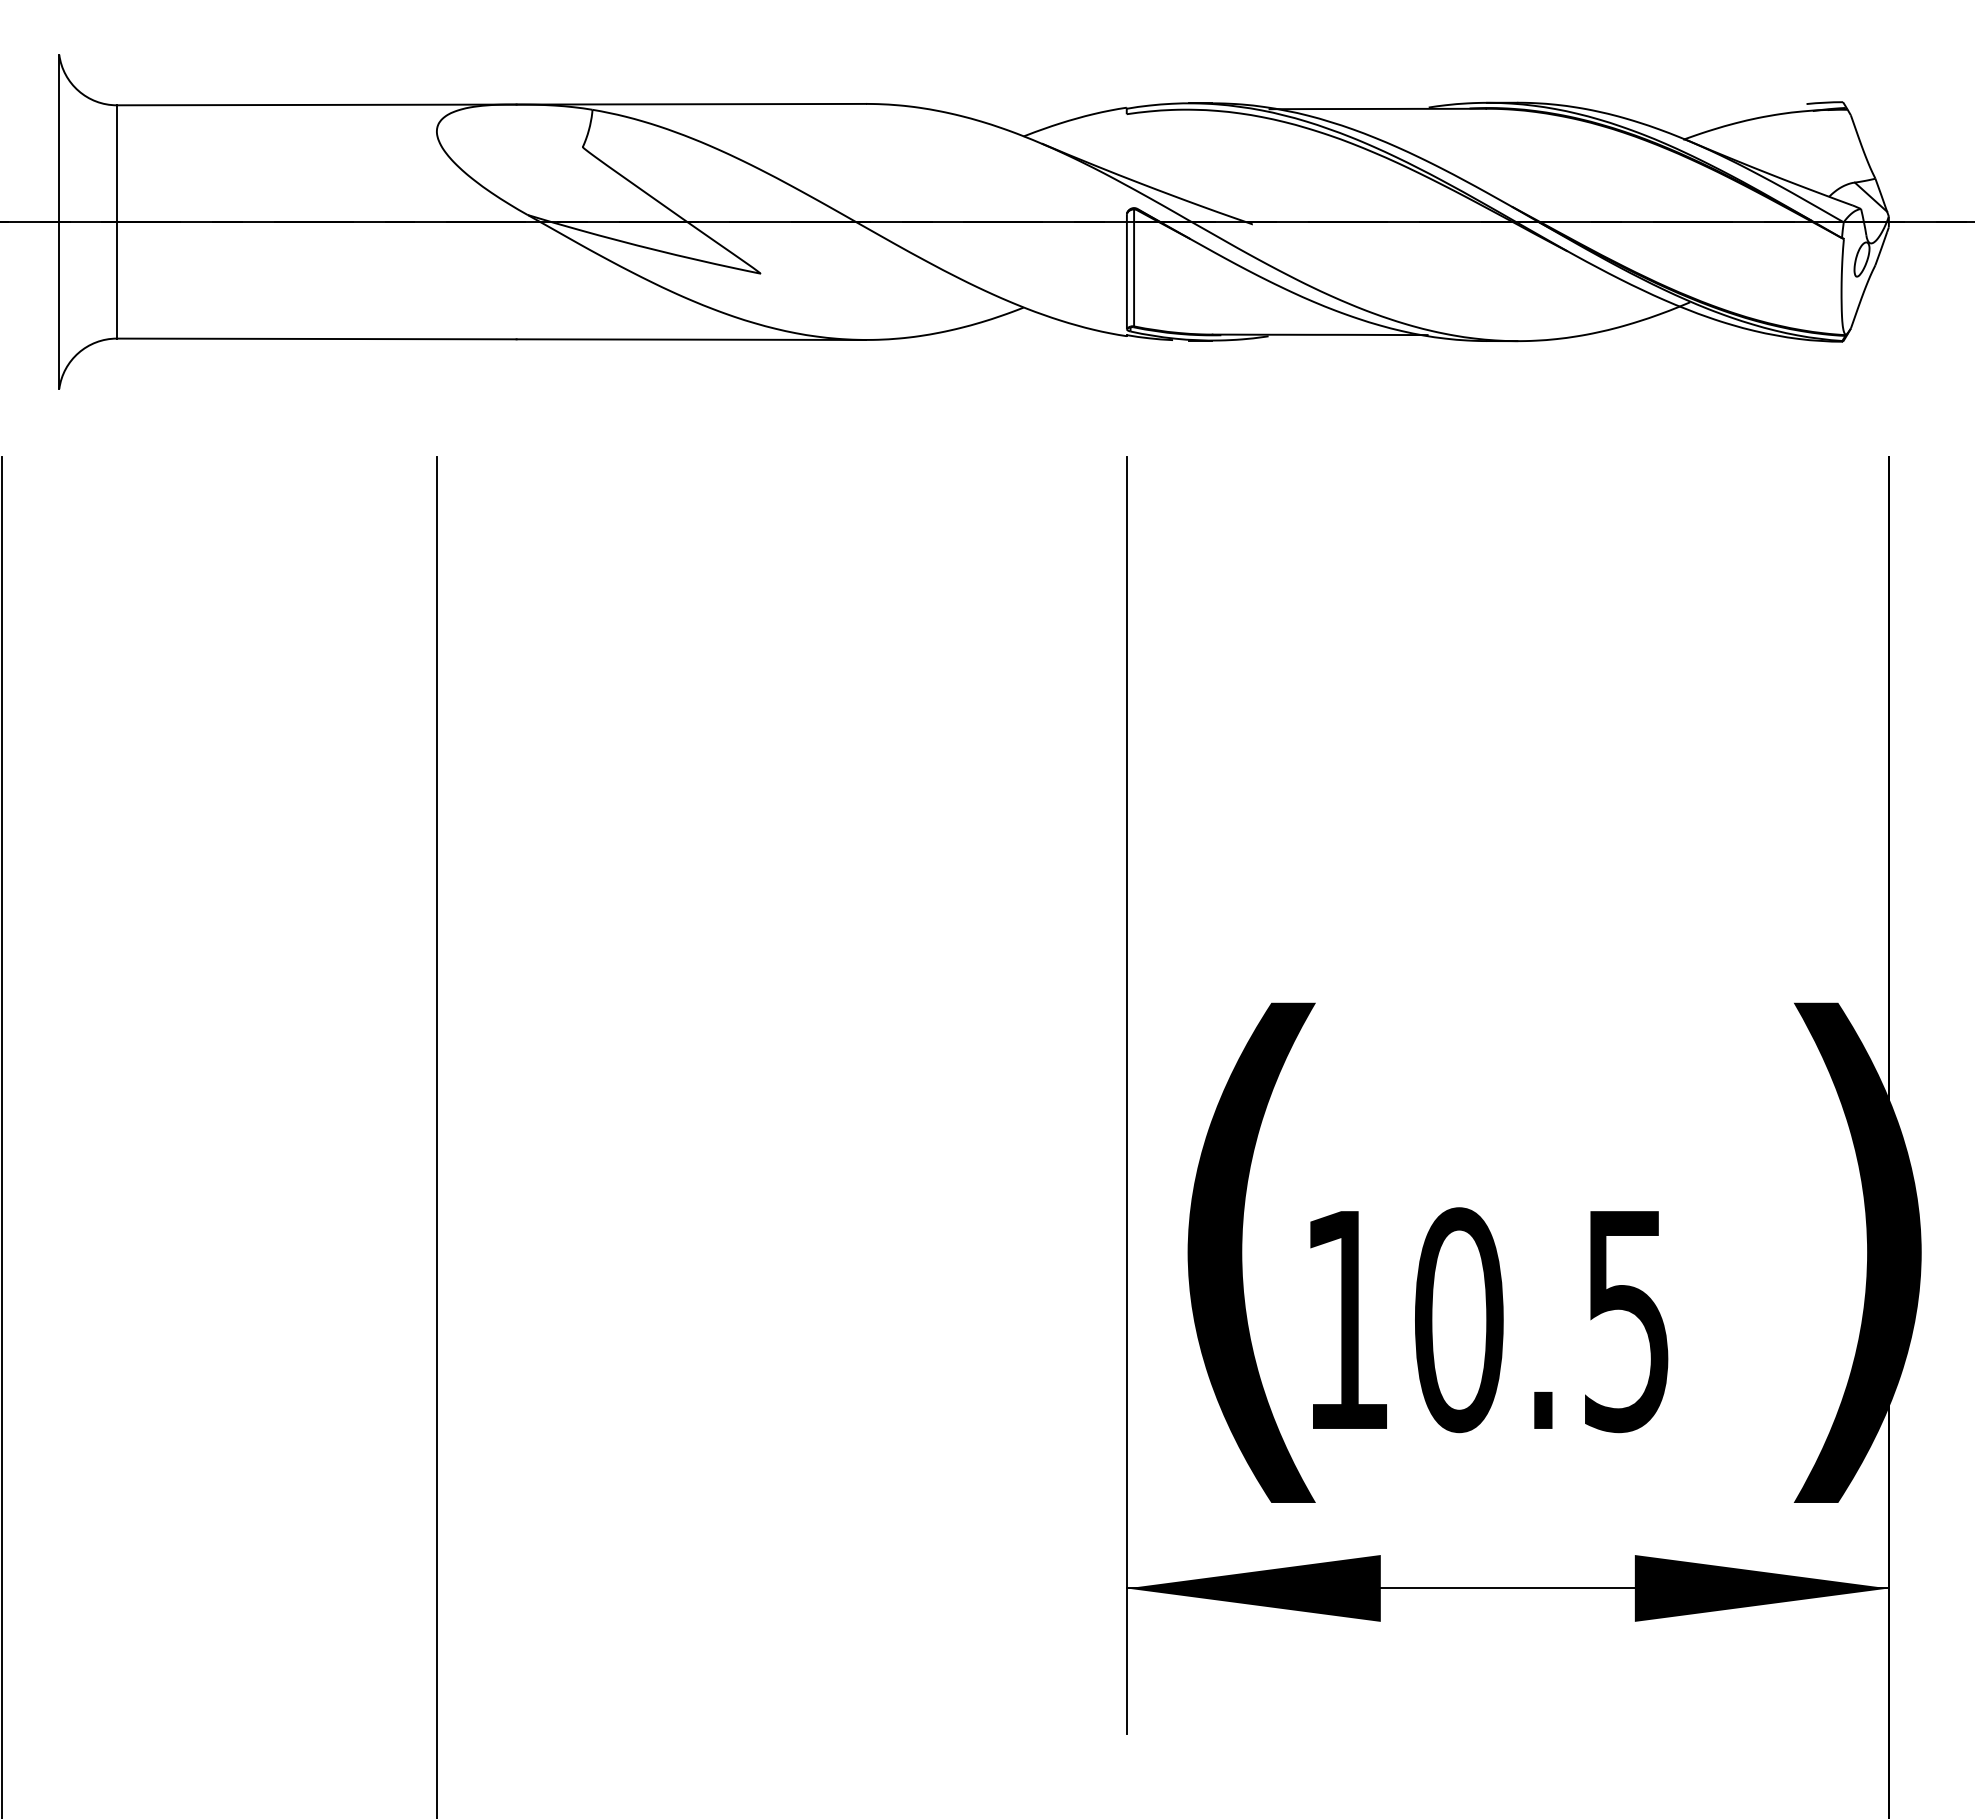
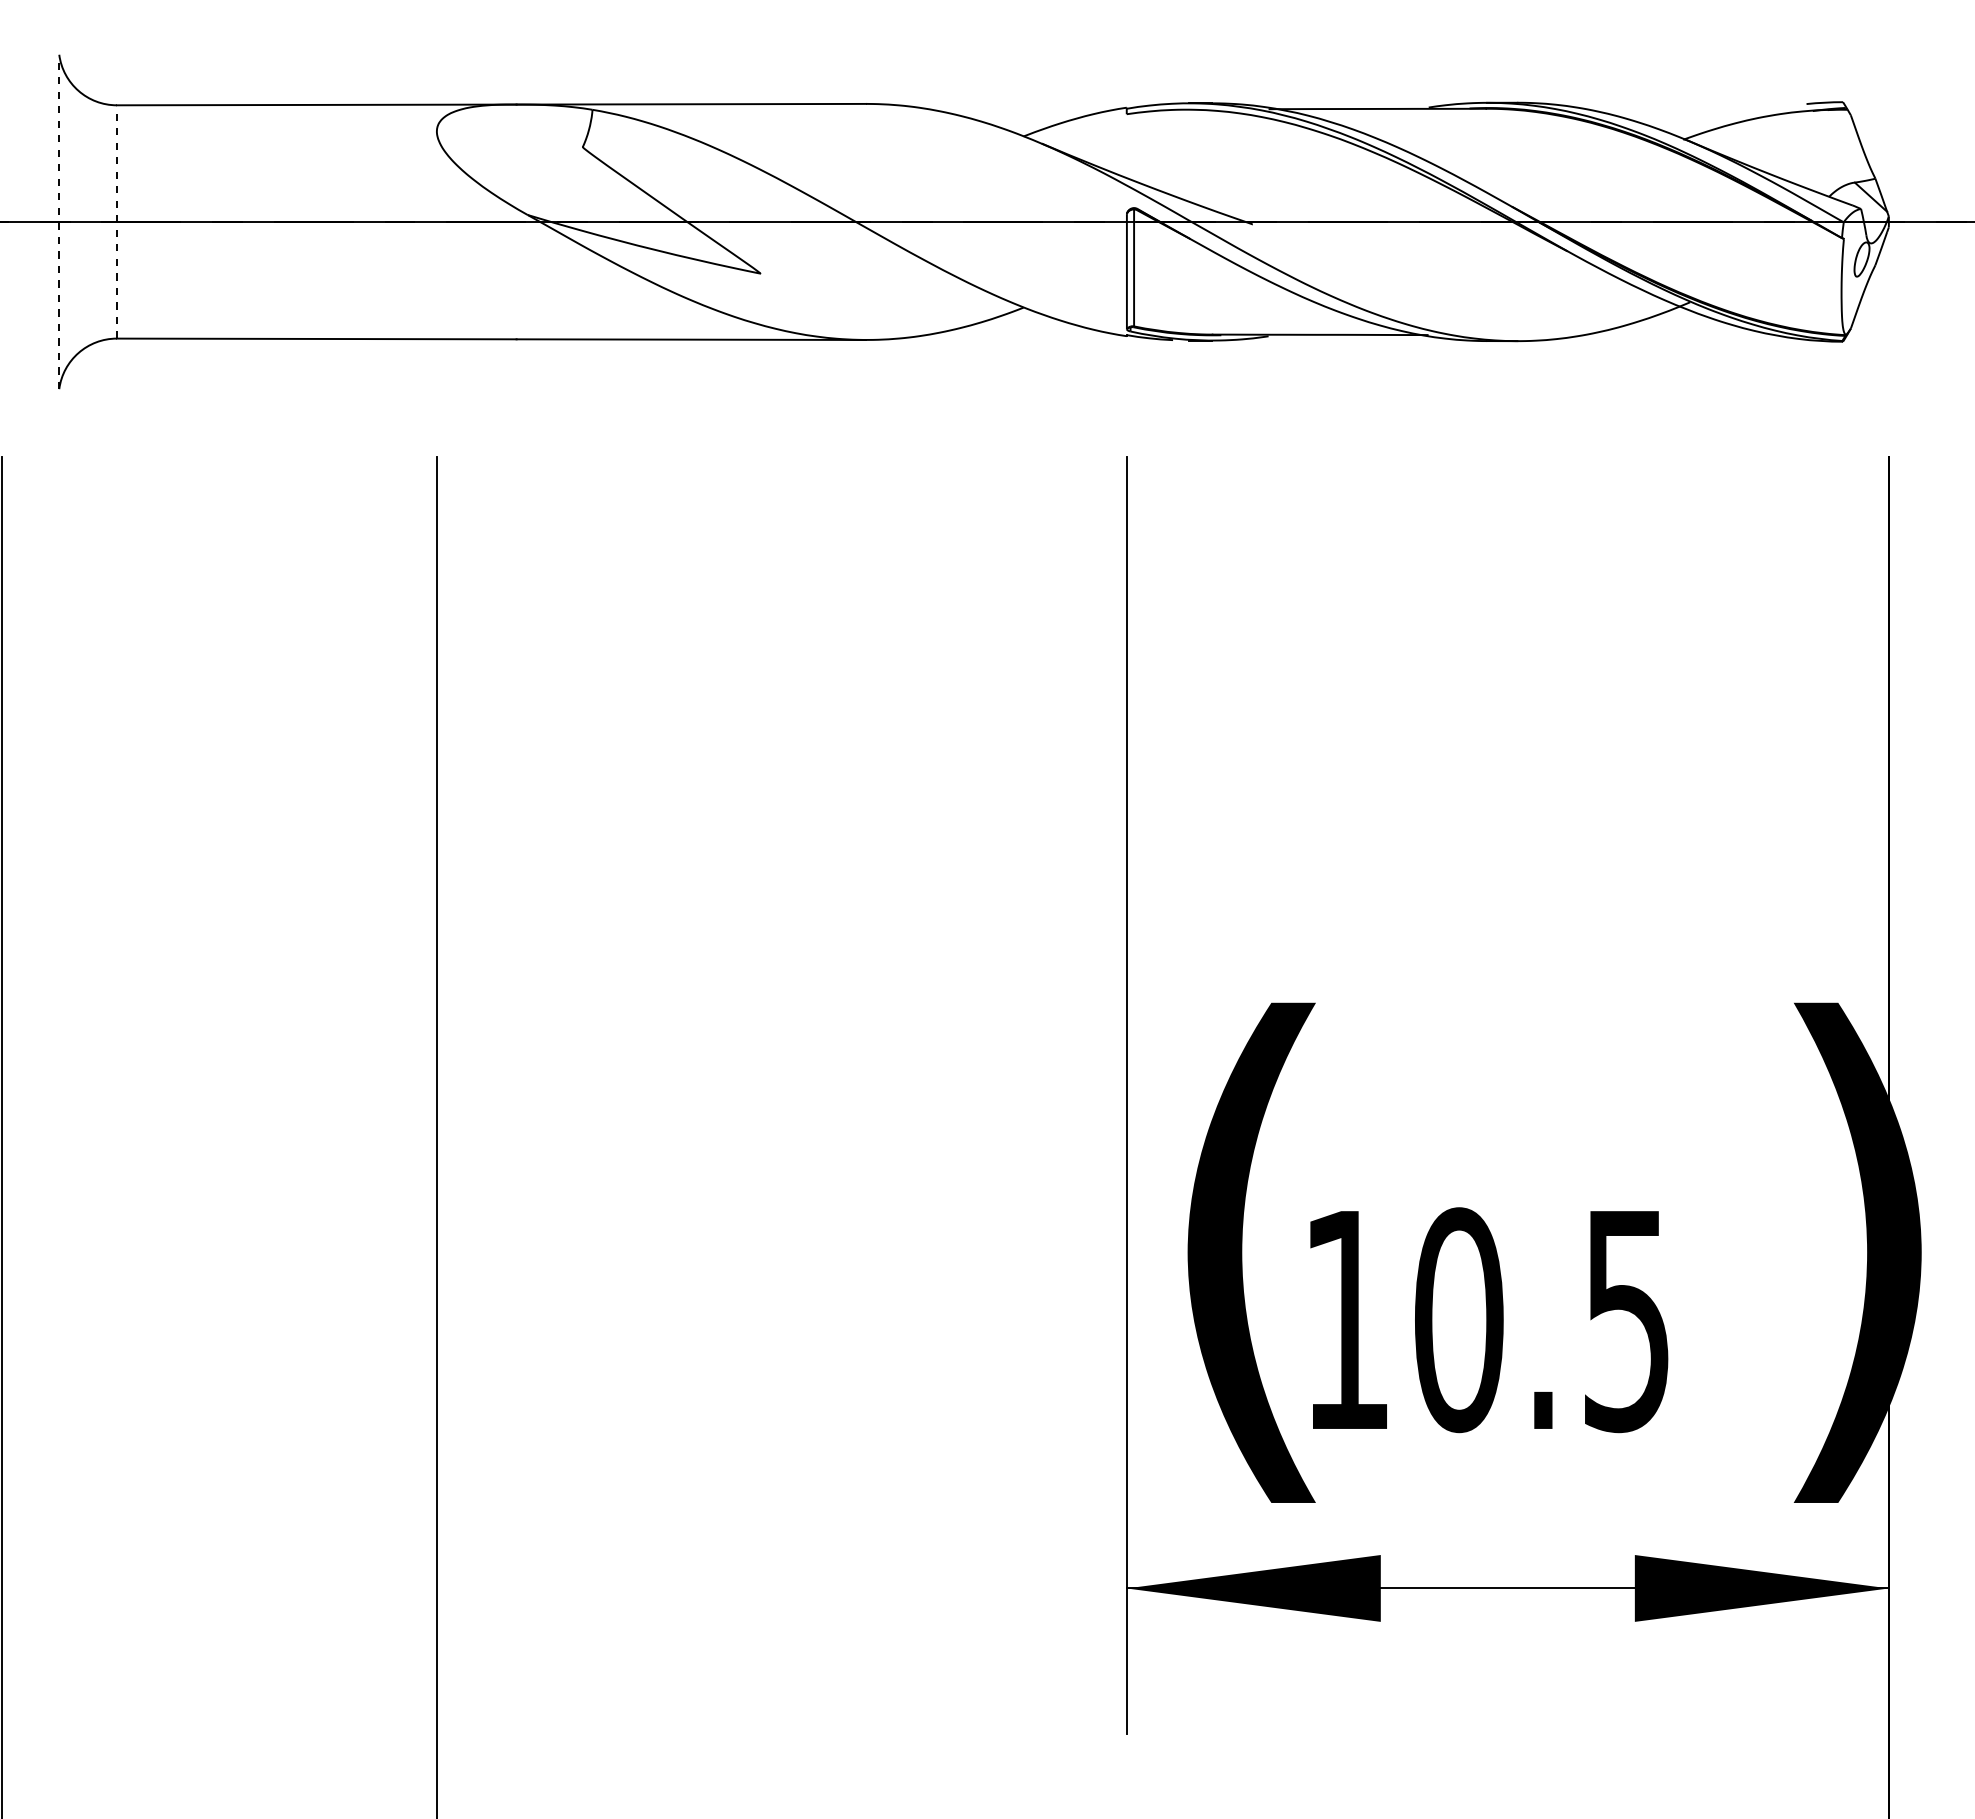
line: solid -> dashed (59, 221)
line: solid -> dashed (116, 221)
